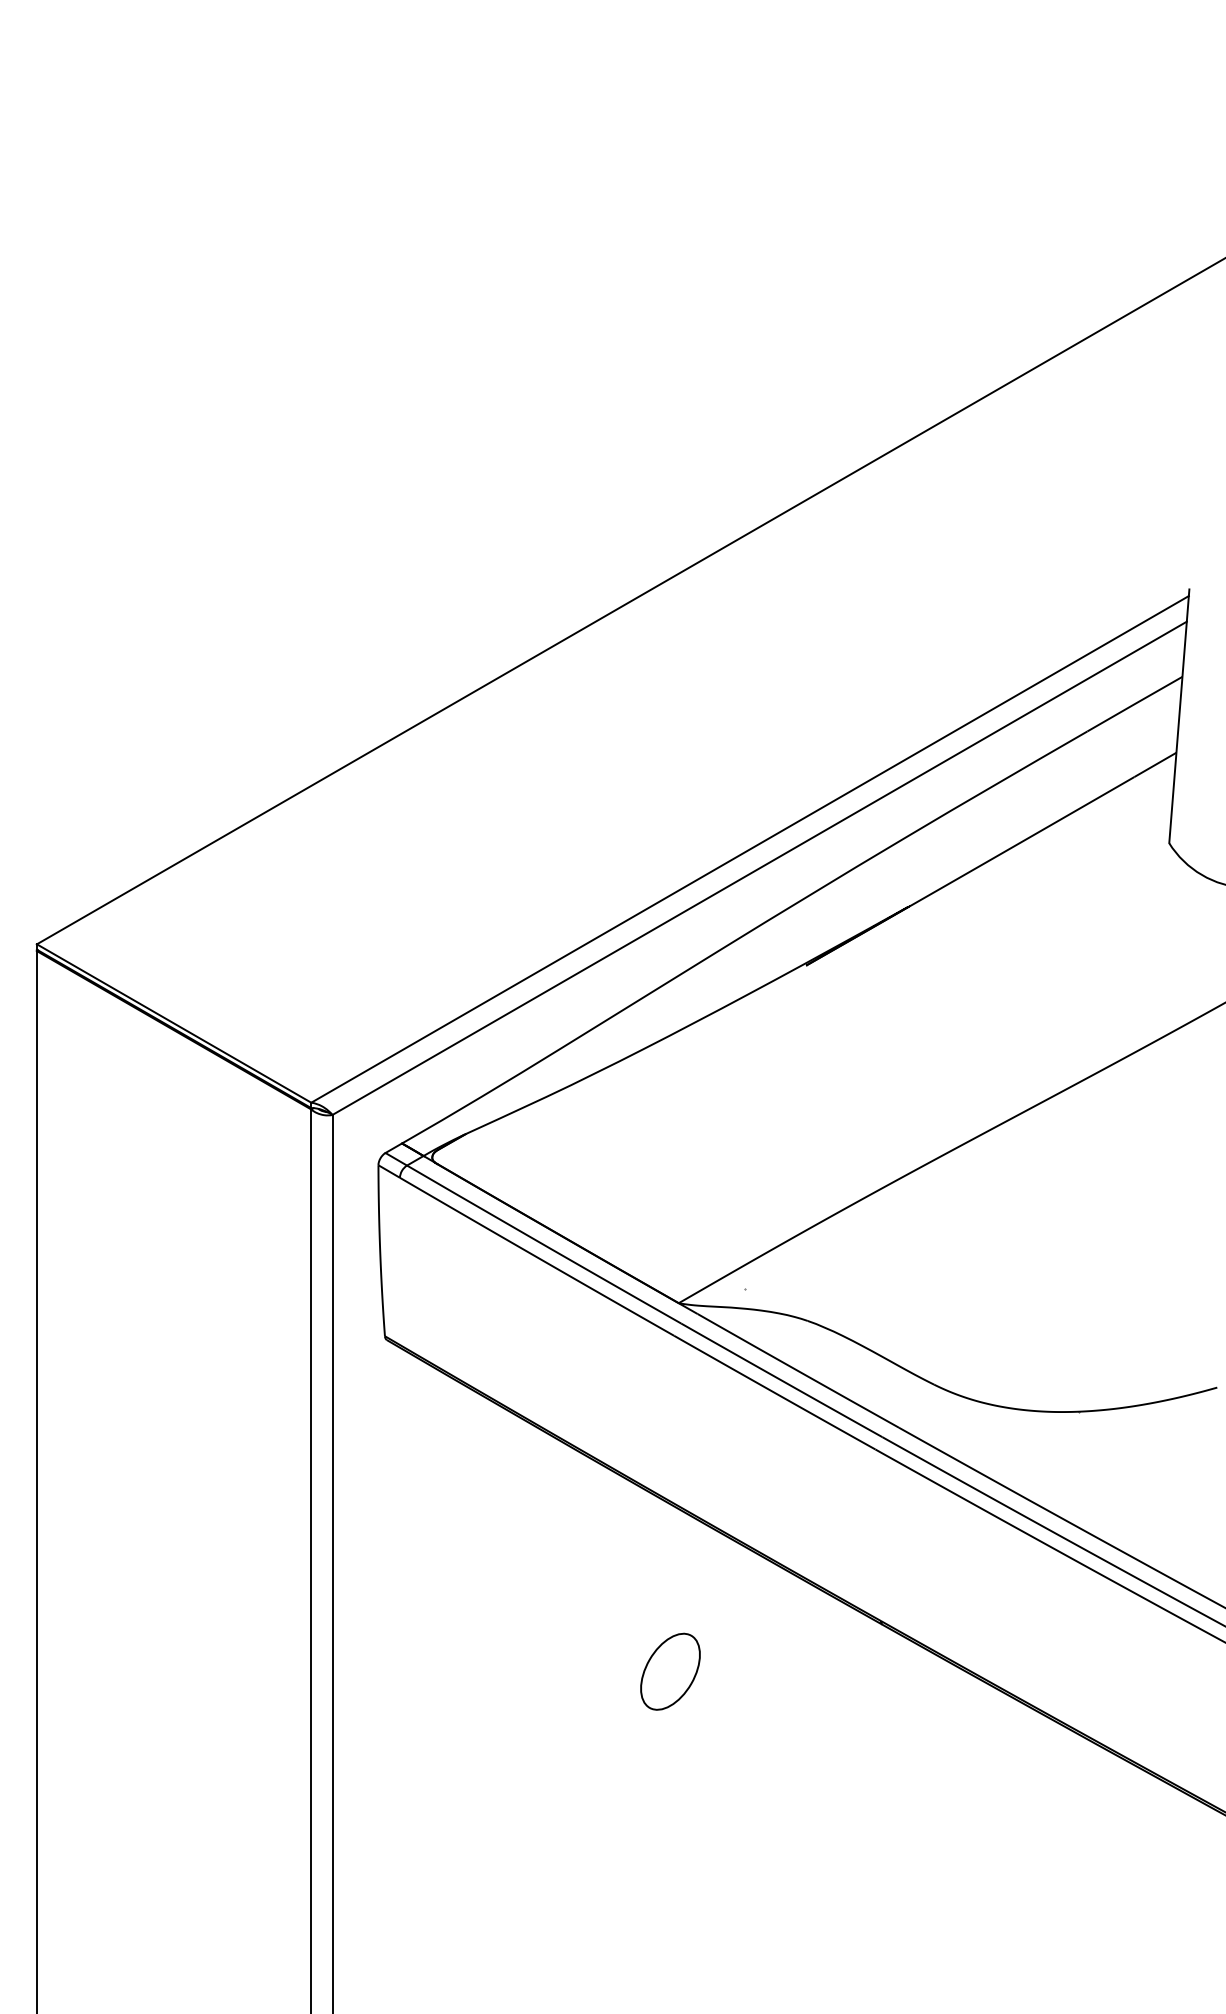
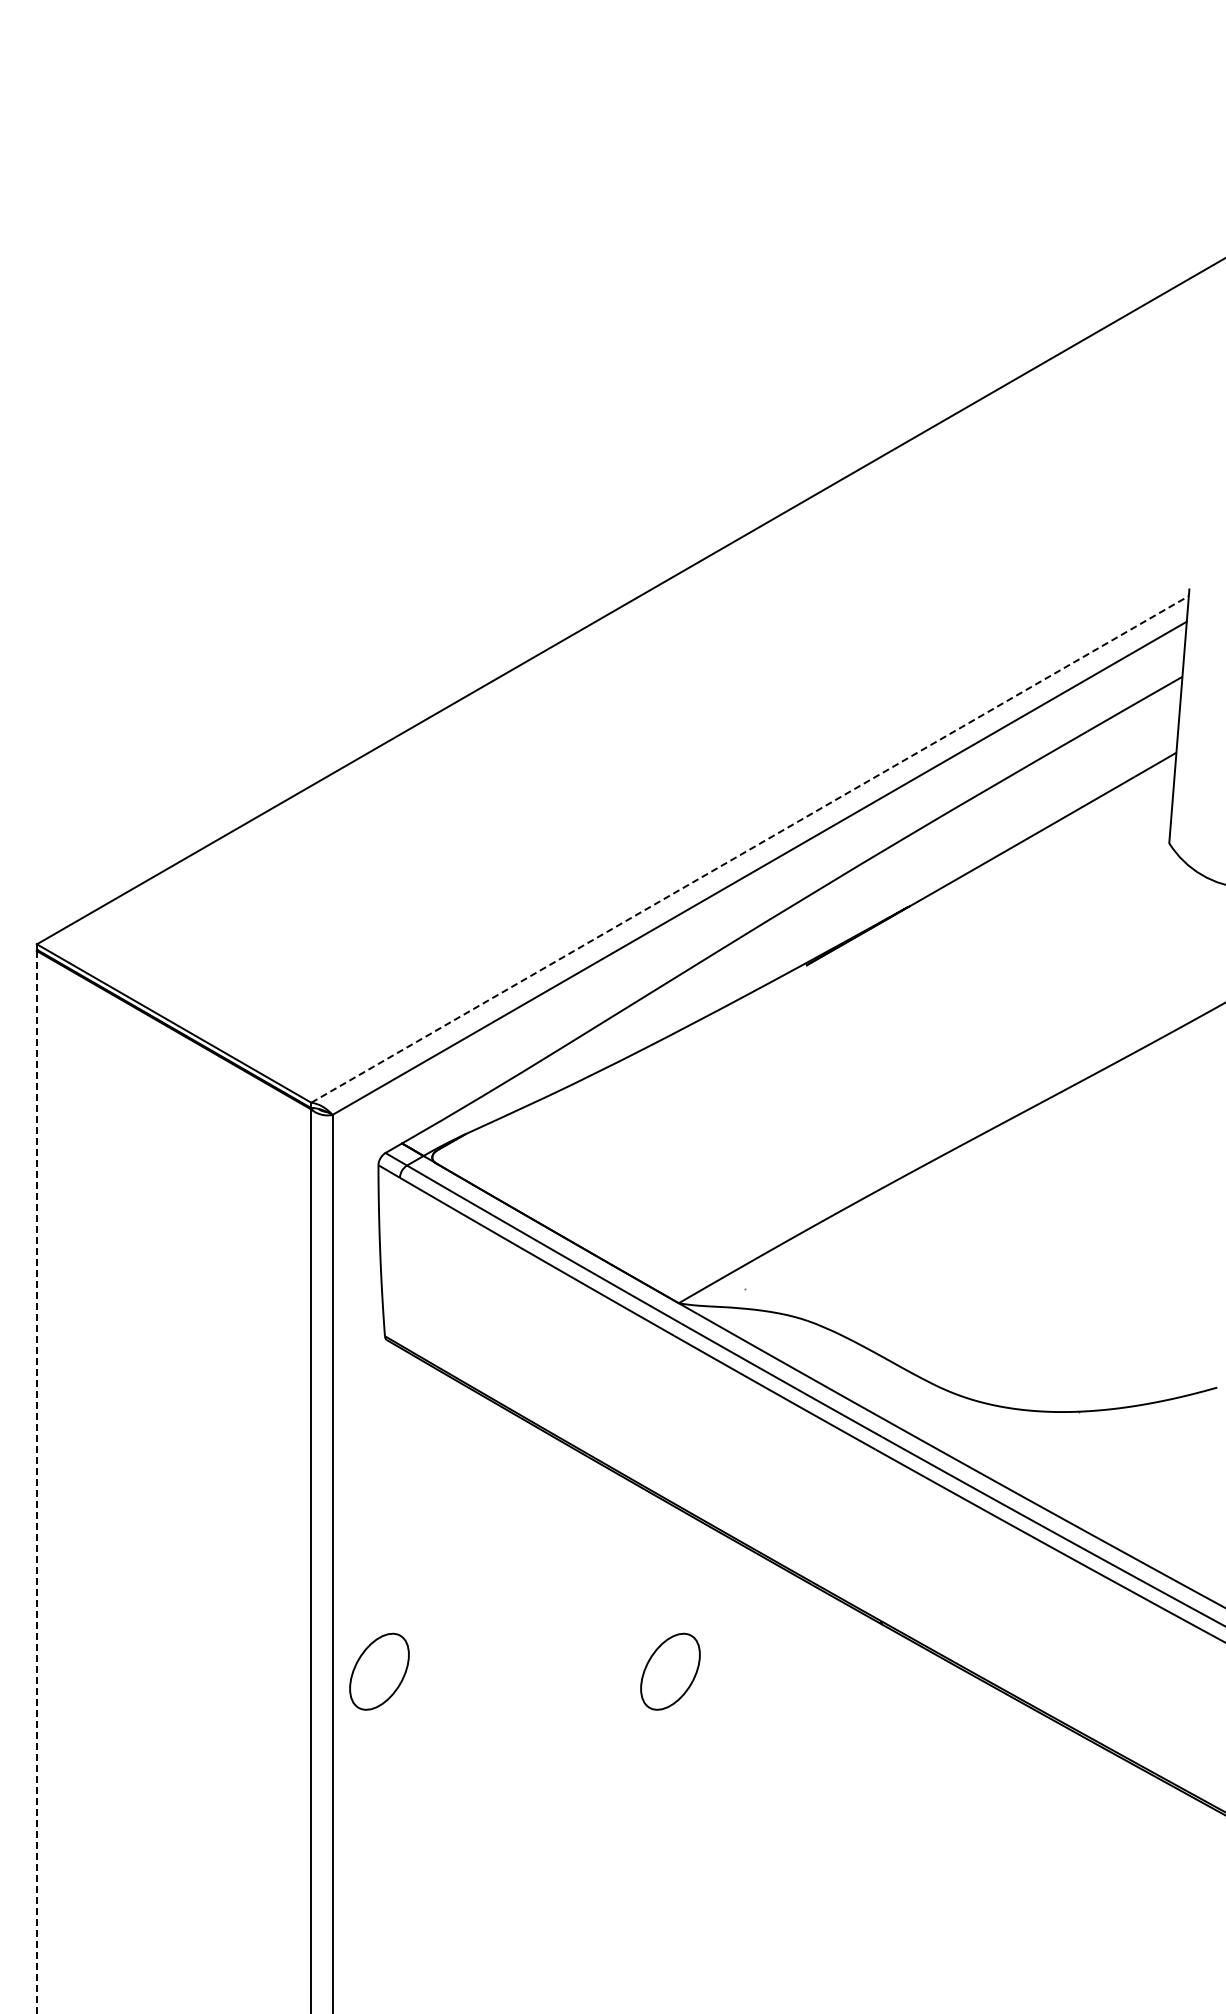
line: solid -> dashed (750, 849)
line: solid -> dashed (36, 1482)
part: none -> present (379, 1671)
